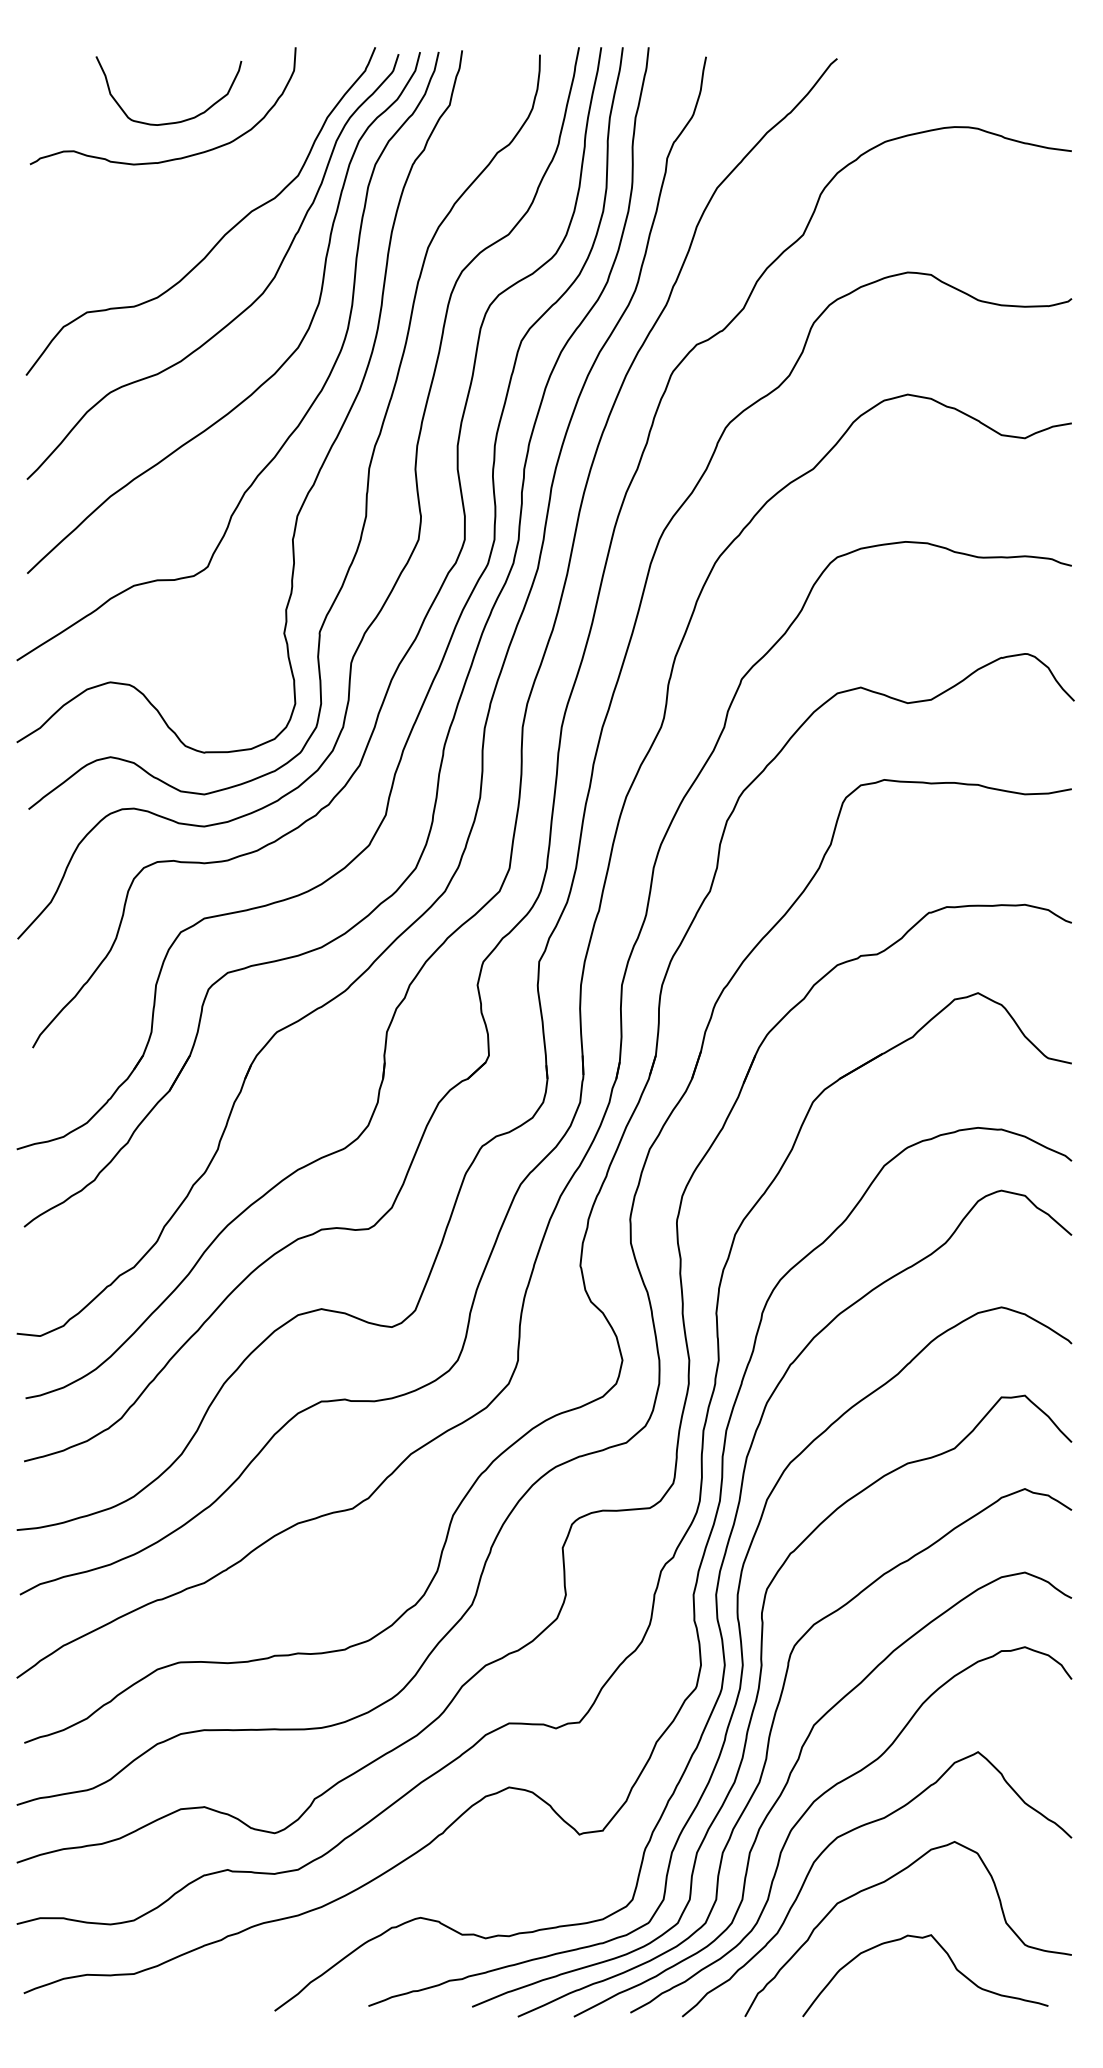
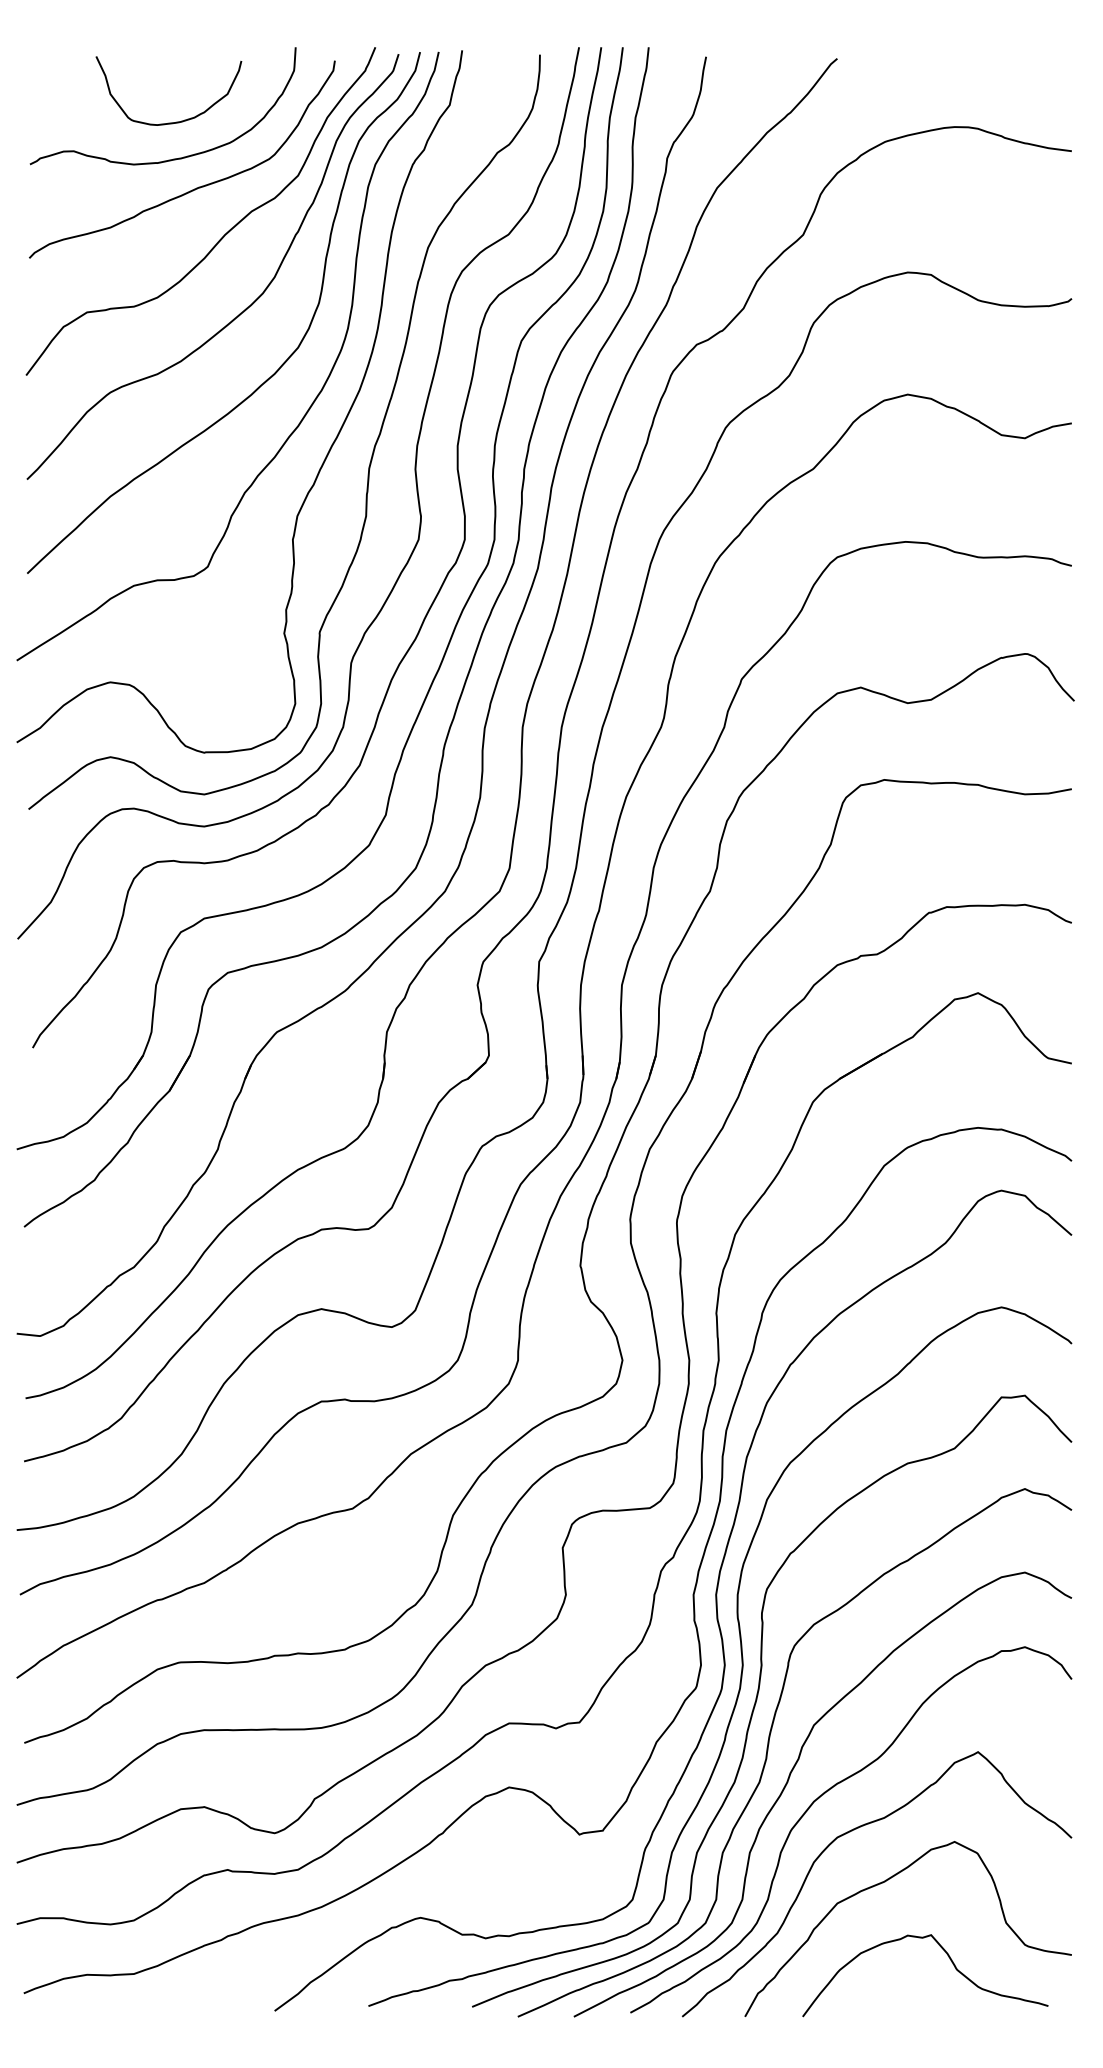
curve: none -> present (196, 187)
